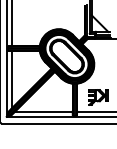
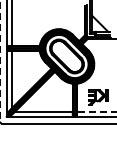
line: solid -> dashed (0, 61)
line: solid -> dashed (96, 111)
